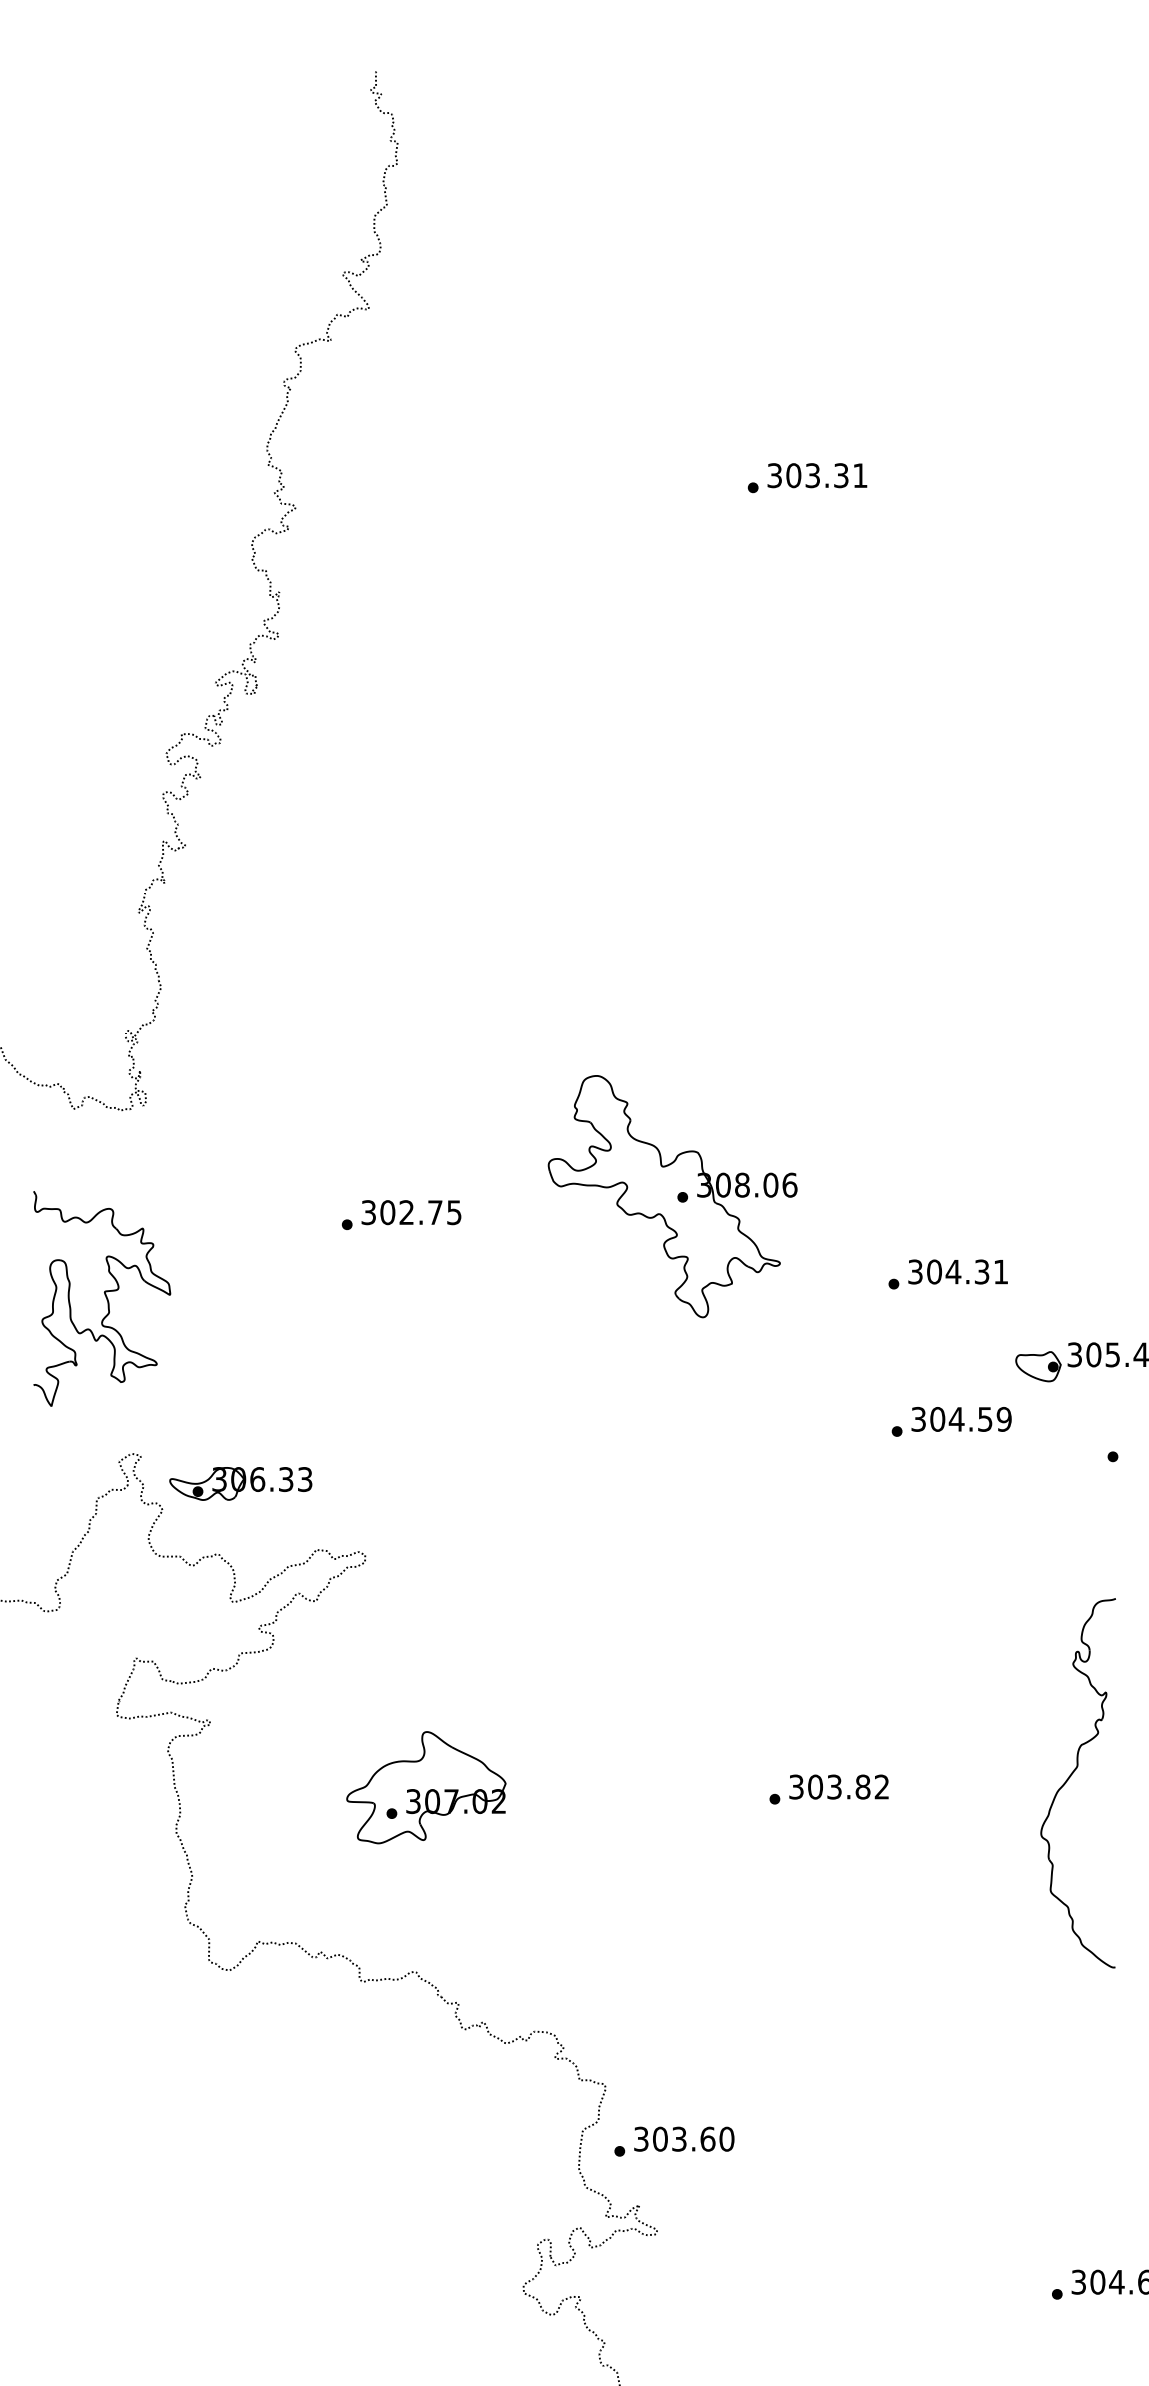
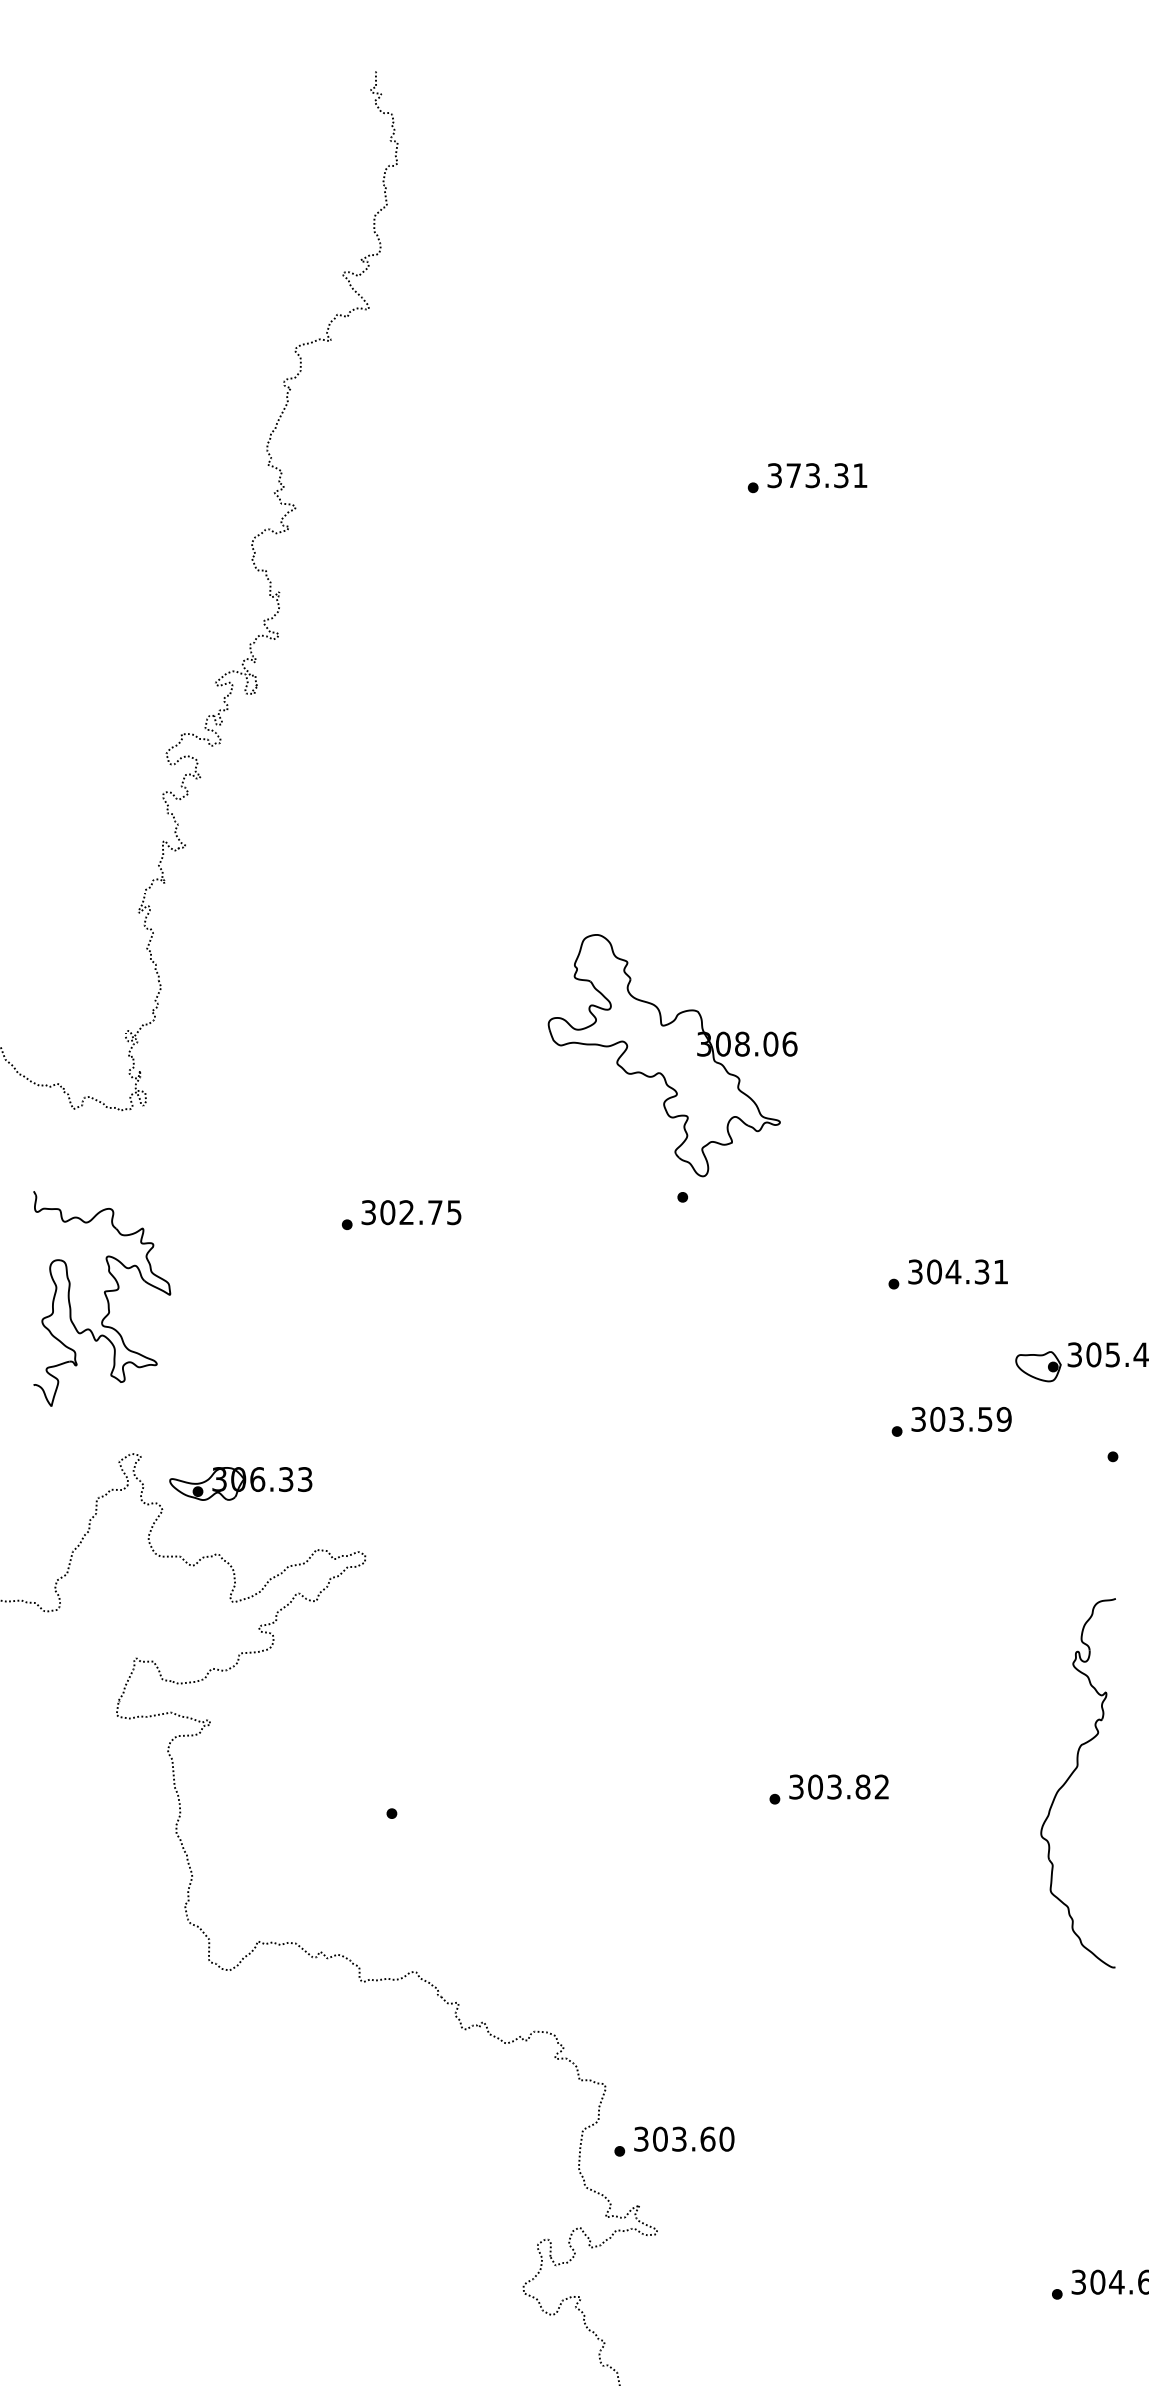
text: 303.31 -> 373.31 (793, 475)
part position: (672, 1196) -> (672, 1055) (672, 1055)
text: 304.59 -> 303.59 (956, 1418)
part: present -> none (426, 1787)
